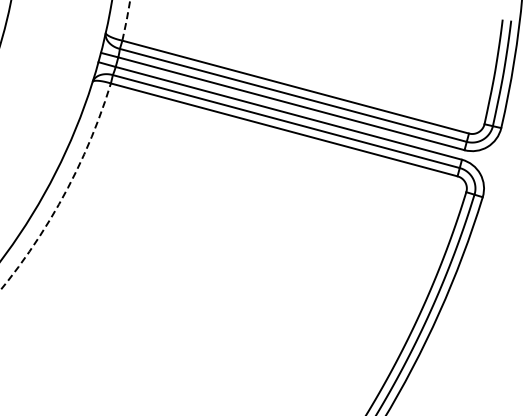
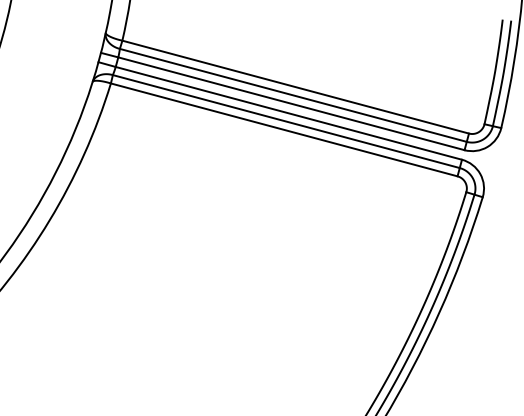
arc: dashed -> solid (126, 20)
arc: dashed -> solid (65, 192)
